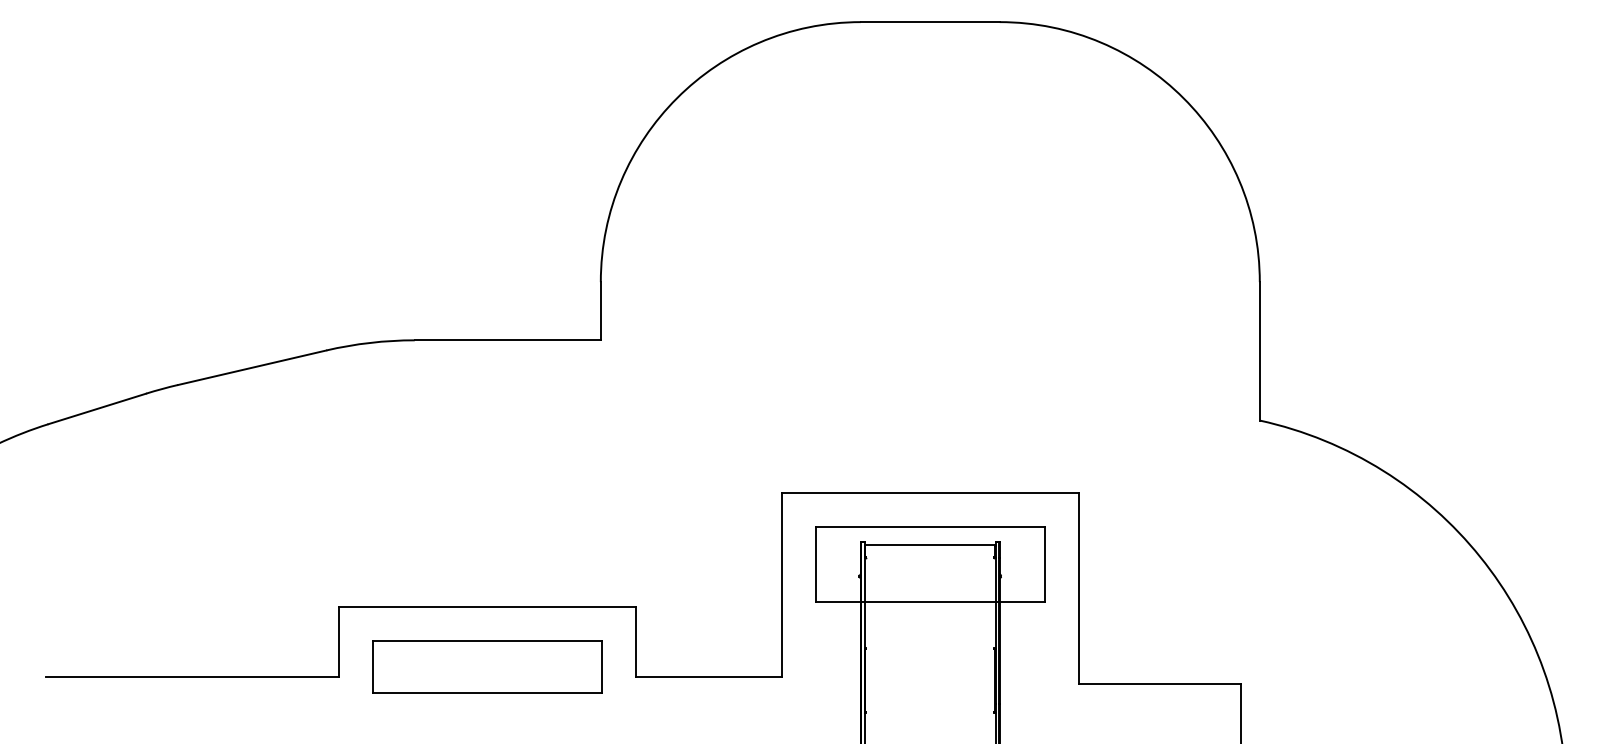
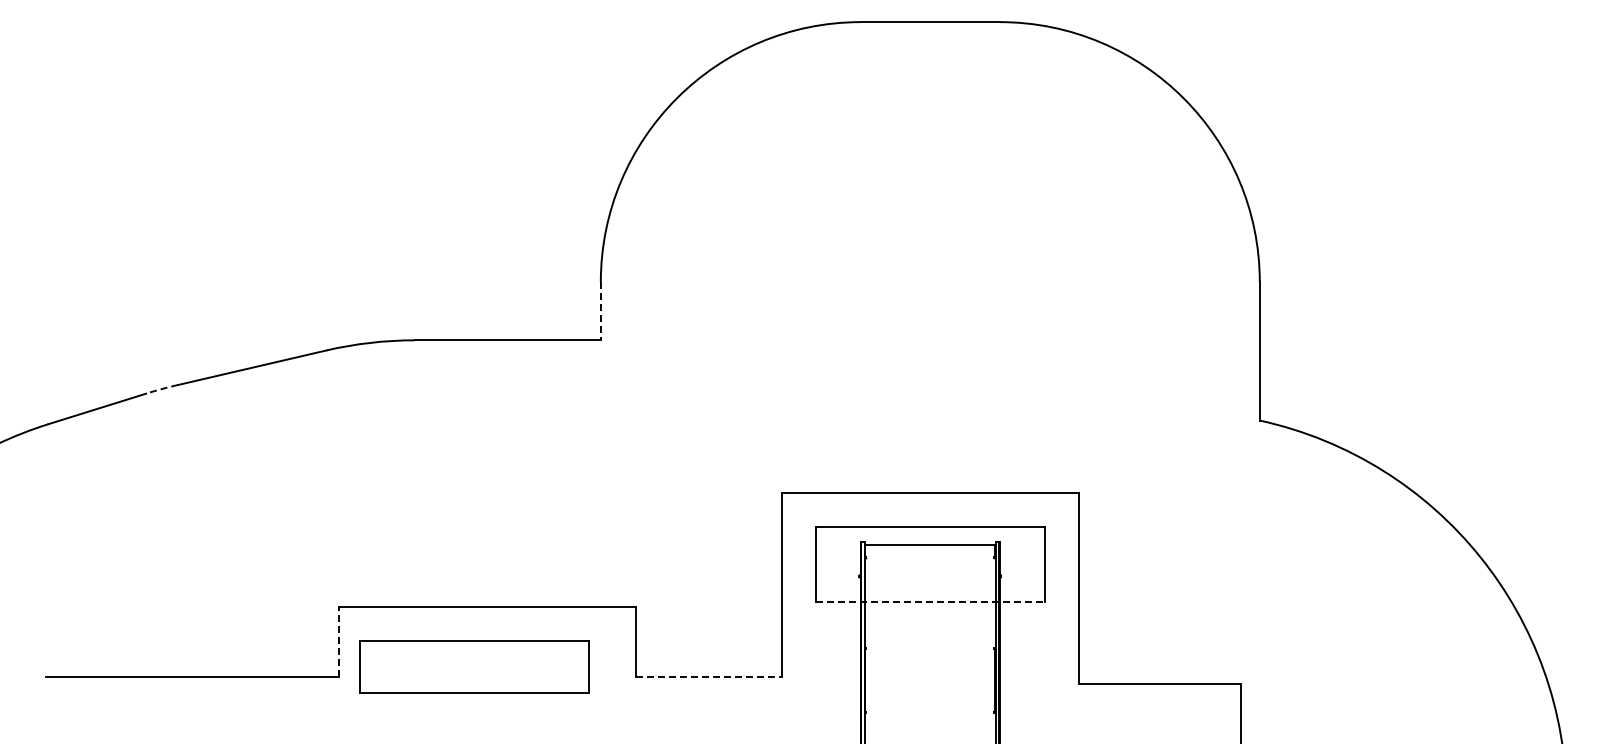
line: solid -> dashed (600, 311)
arc: solid -> dashed (161, 389)
line: solid -> dashed (930, 602)
line: solid -> dashed (339, 641)
part position: (487, 666) -> (474, 666) (474, 666)
line: solid -> dashed (709, 677)
